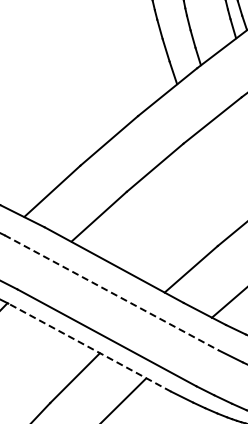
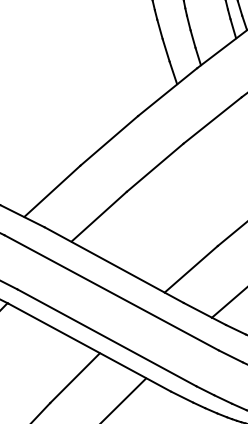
line: dashed -> solid (111, 292)
line: dashed -> solid (89, 347)
